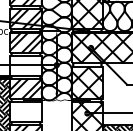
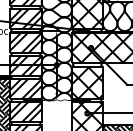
hatch: none -> present (25, 65)
hatch: none -> present (25, 112)
